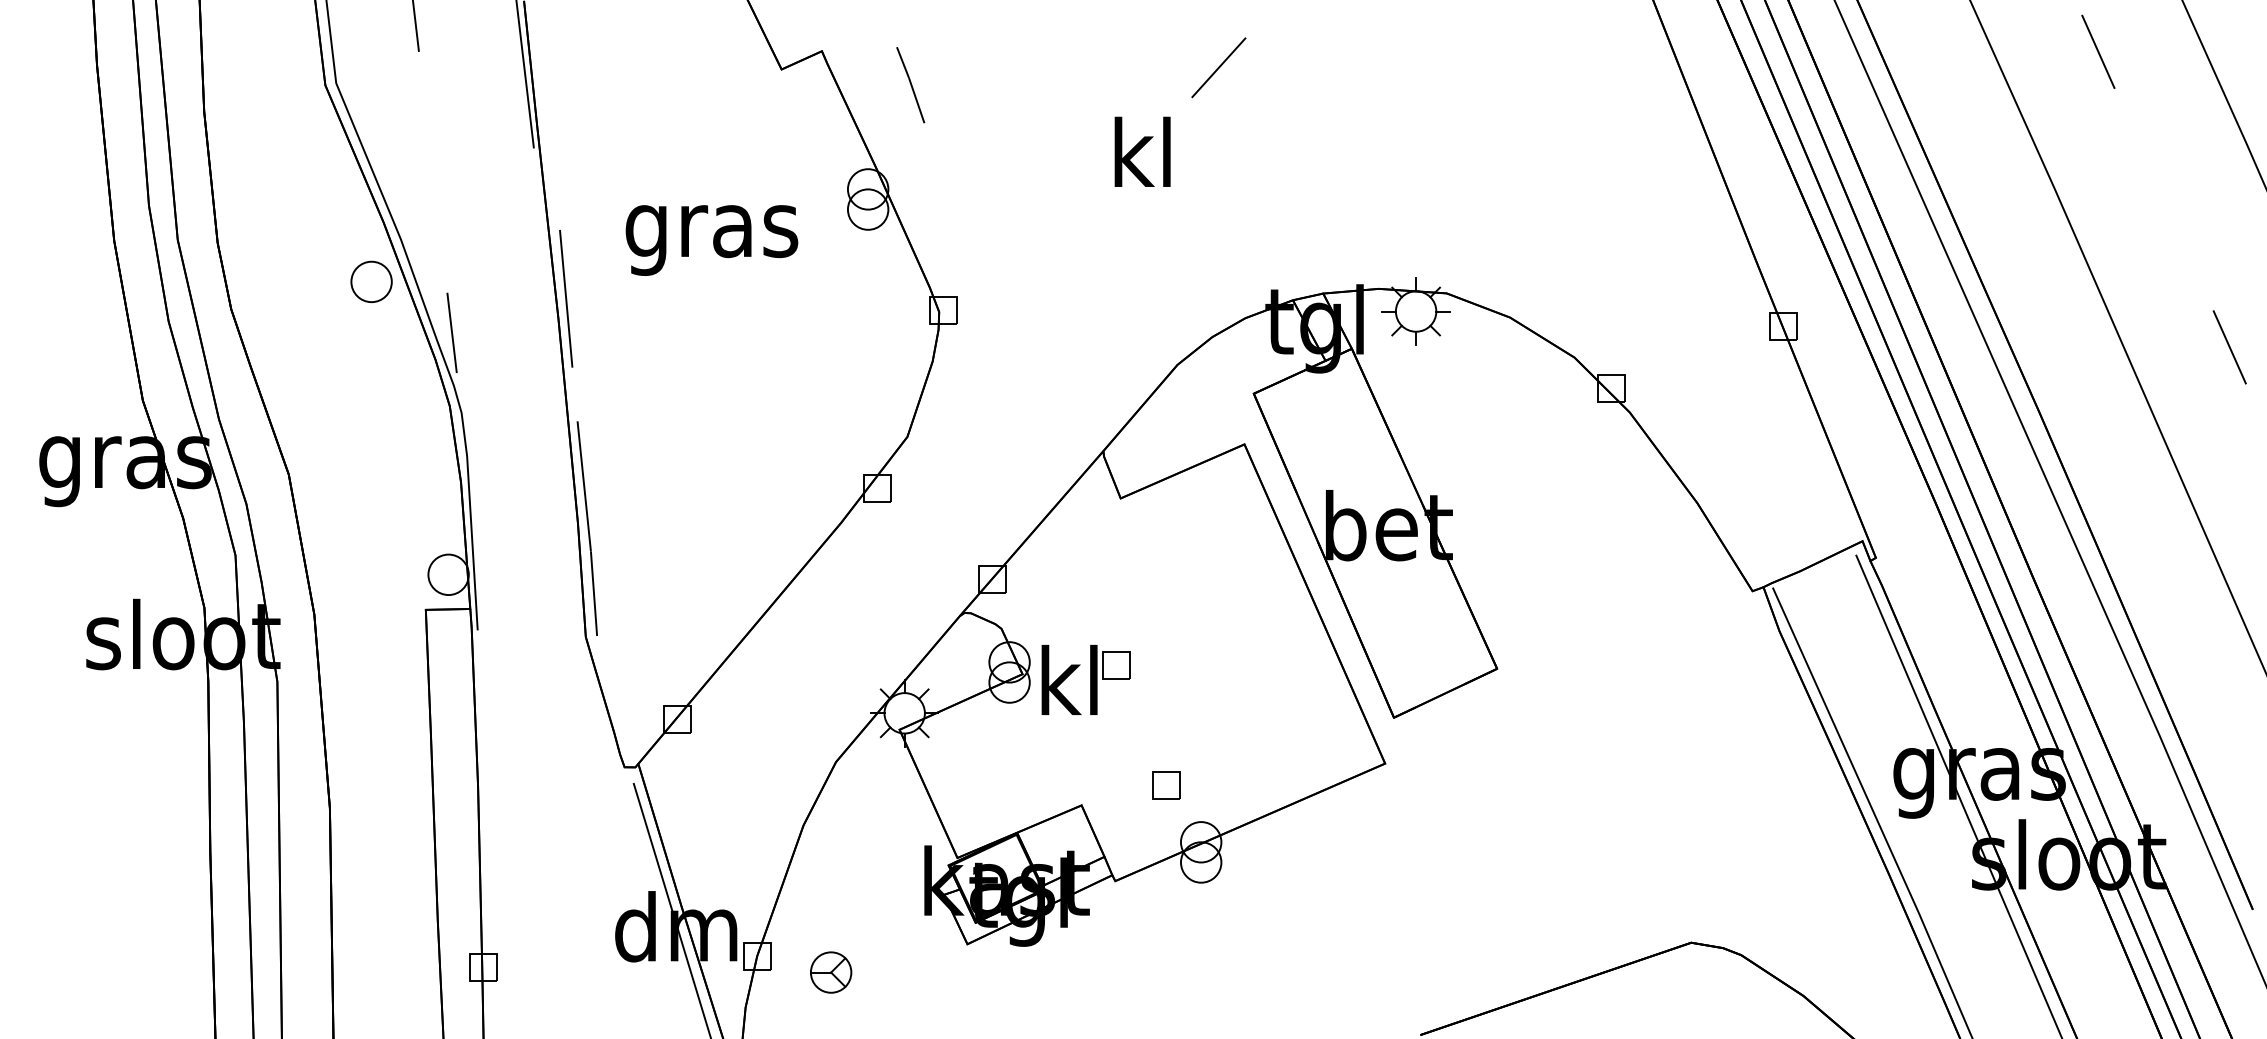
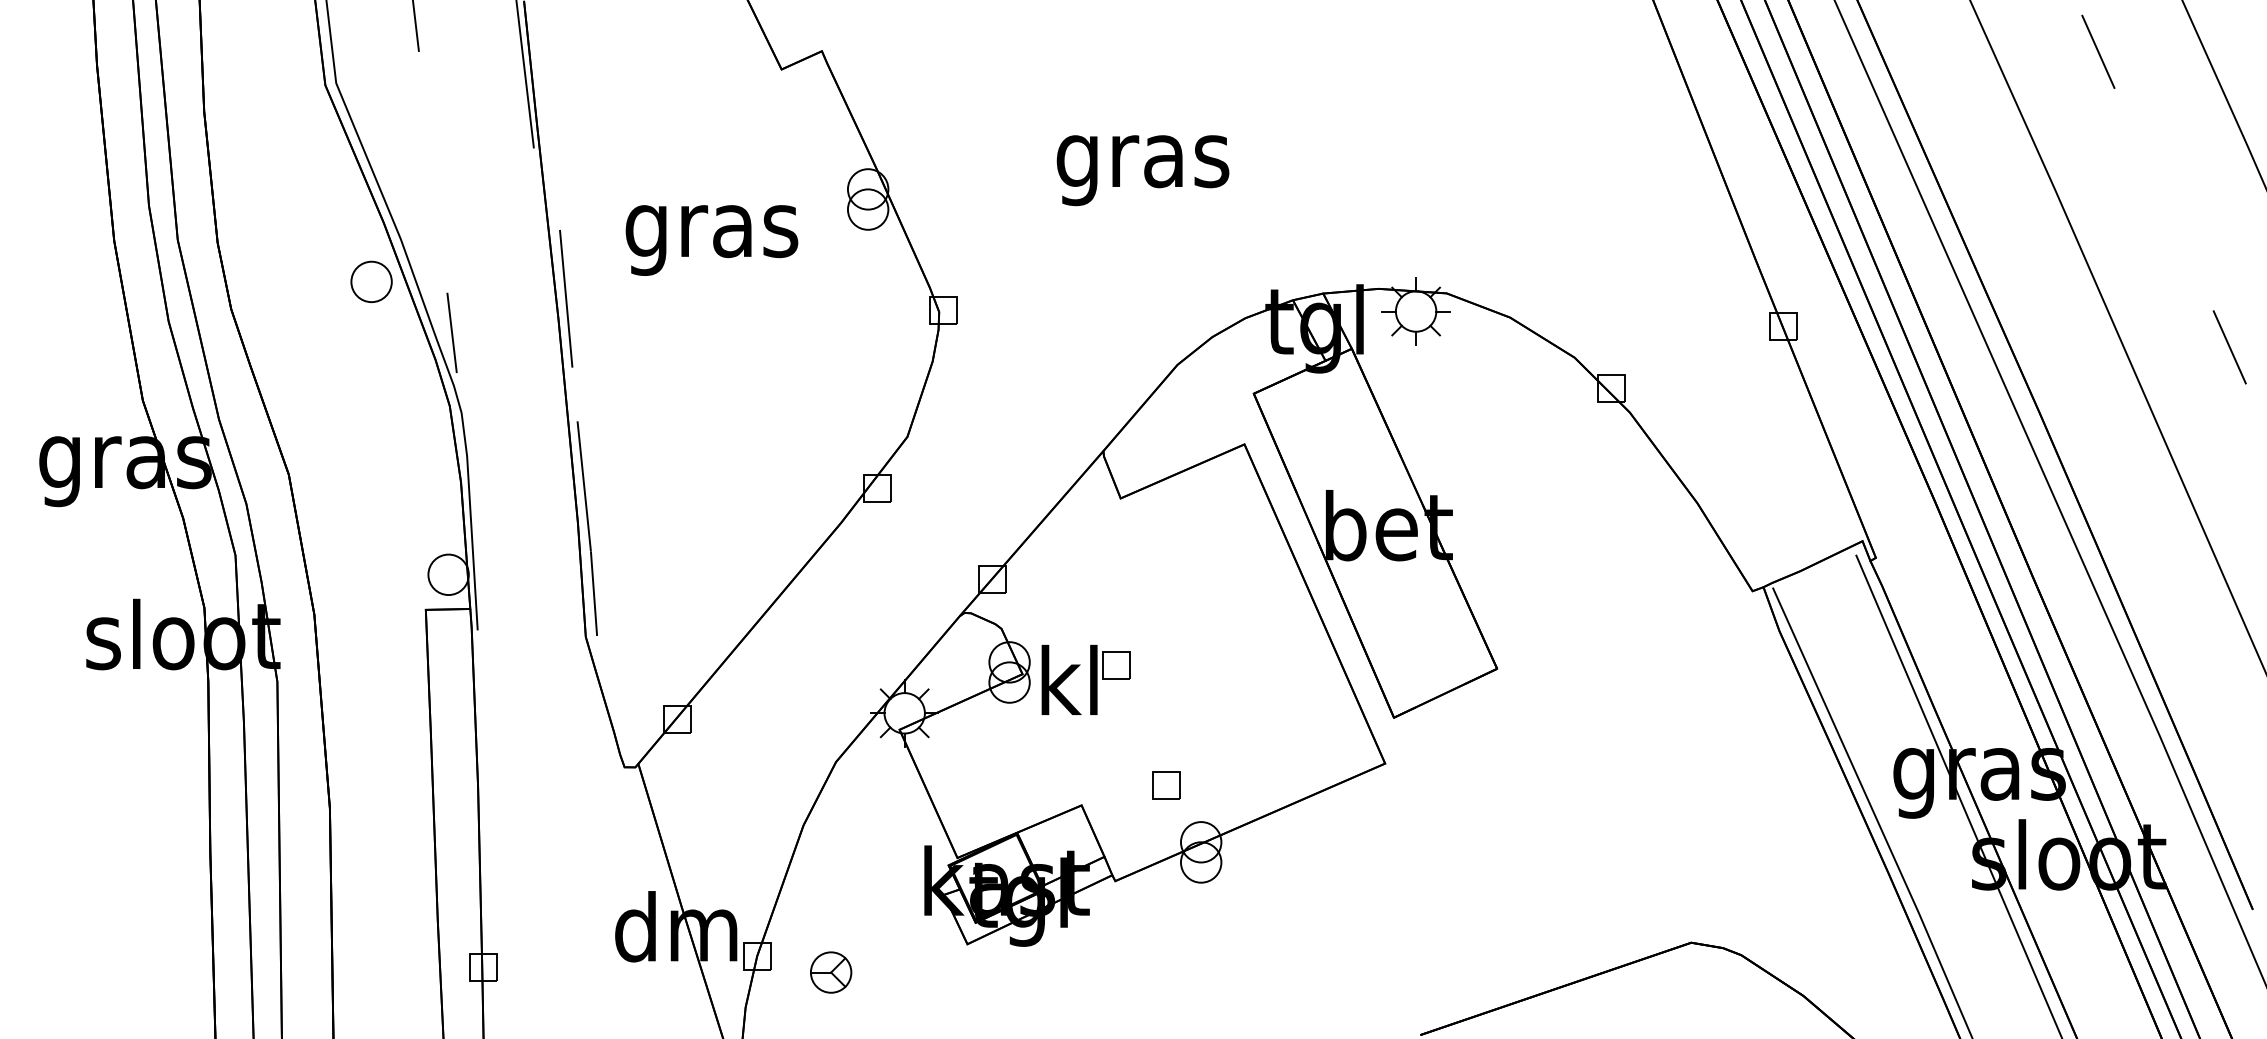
line: present -> none (1218, 67)
line: present -> none (910, 85)
text: kl -> gras (1142, 161)
line: present -> none (671, 909)
